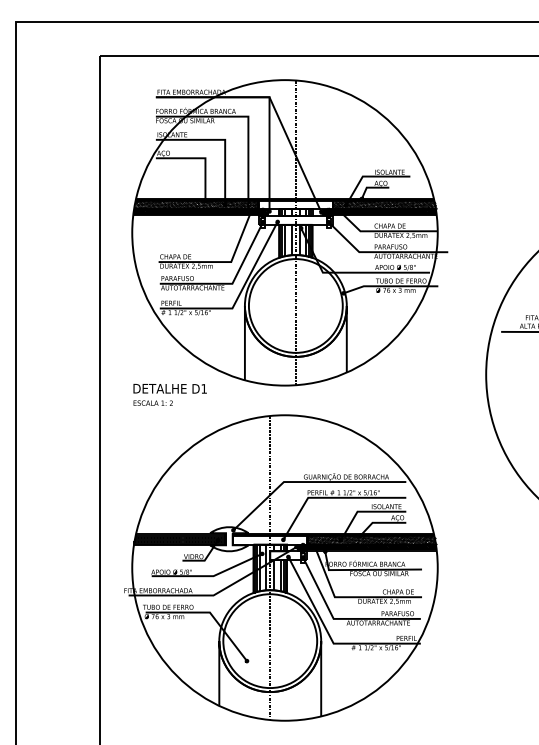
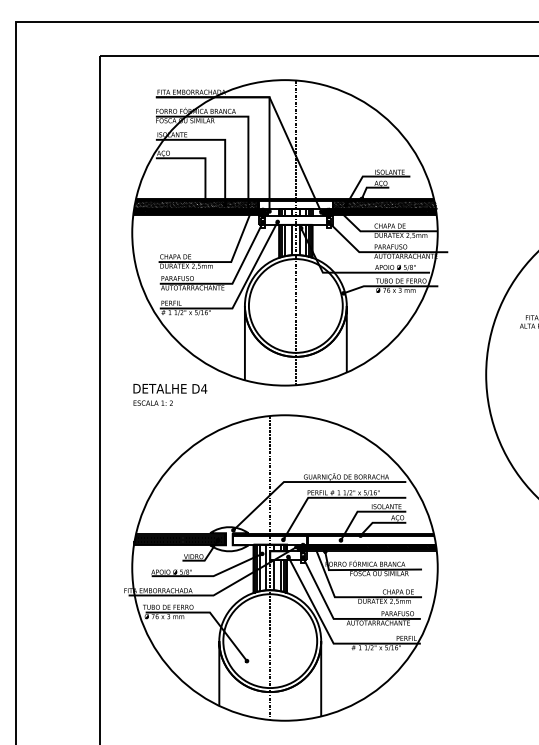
line: present -> none (518, 331)
text: D1 -> D4 (204, 388)
hatch: present -> none (371, 539)
